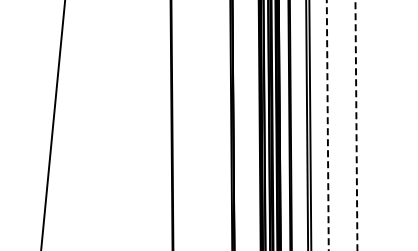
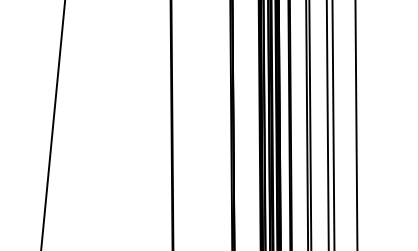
line: none -> present (333, 124)
line: dashed -> solid (327, 125)
line: dashed -> solid (356, 125)
